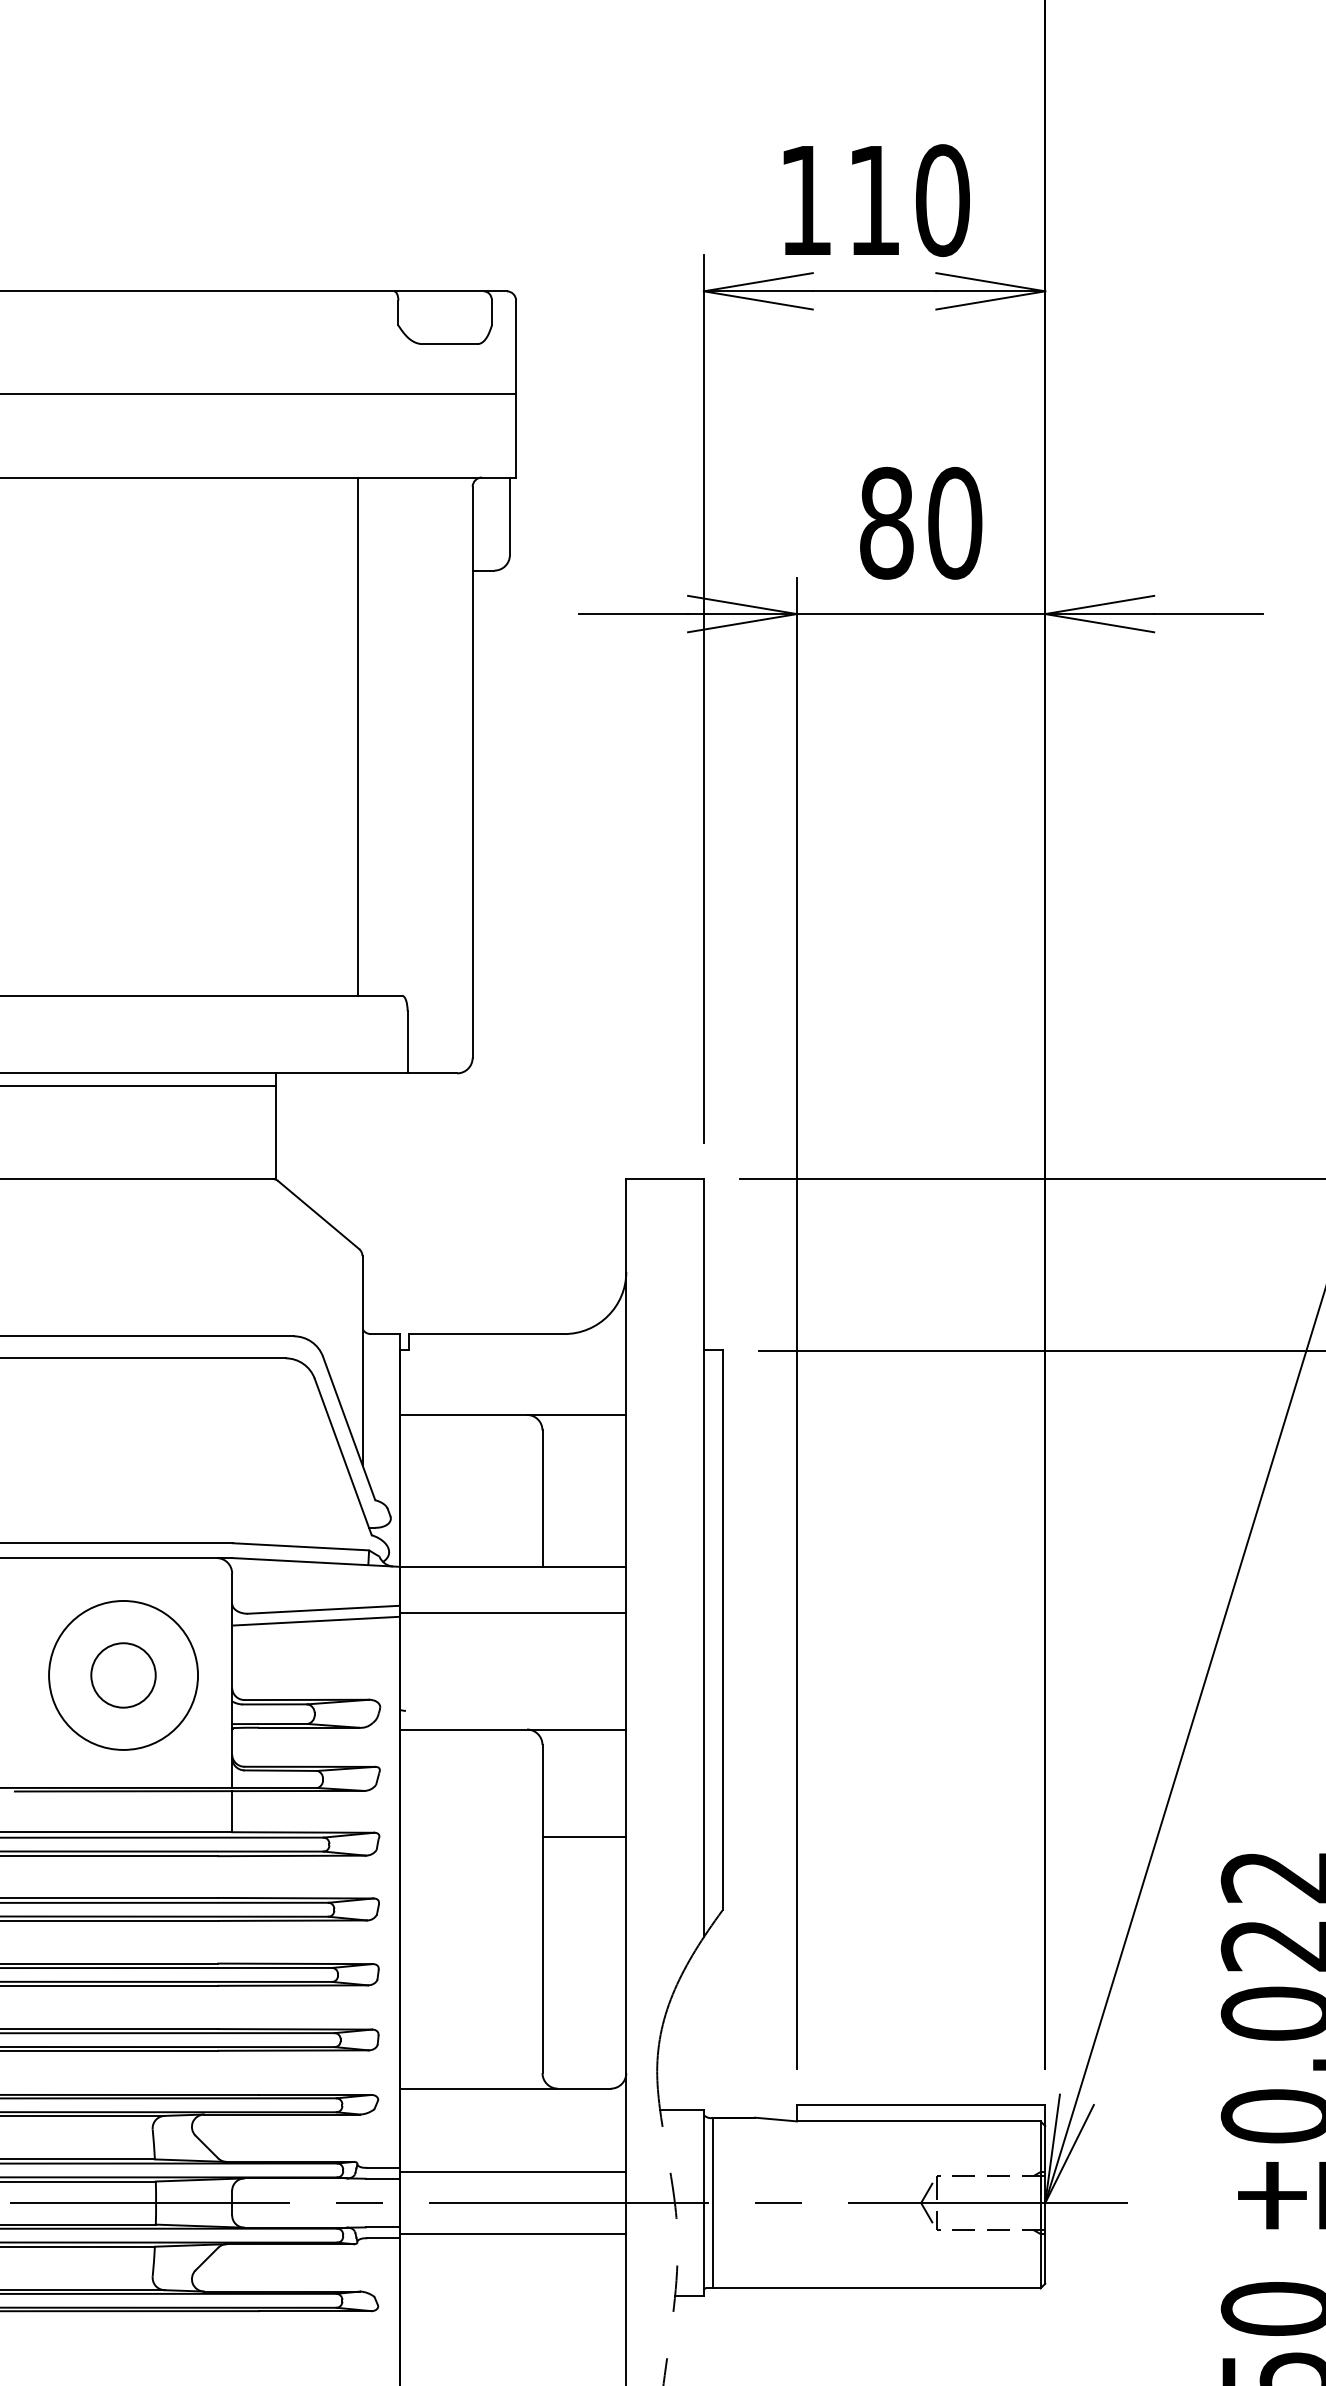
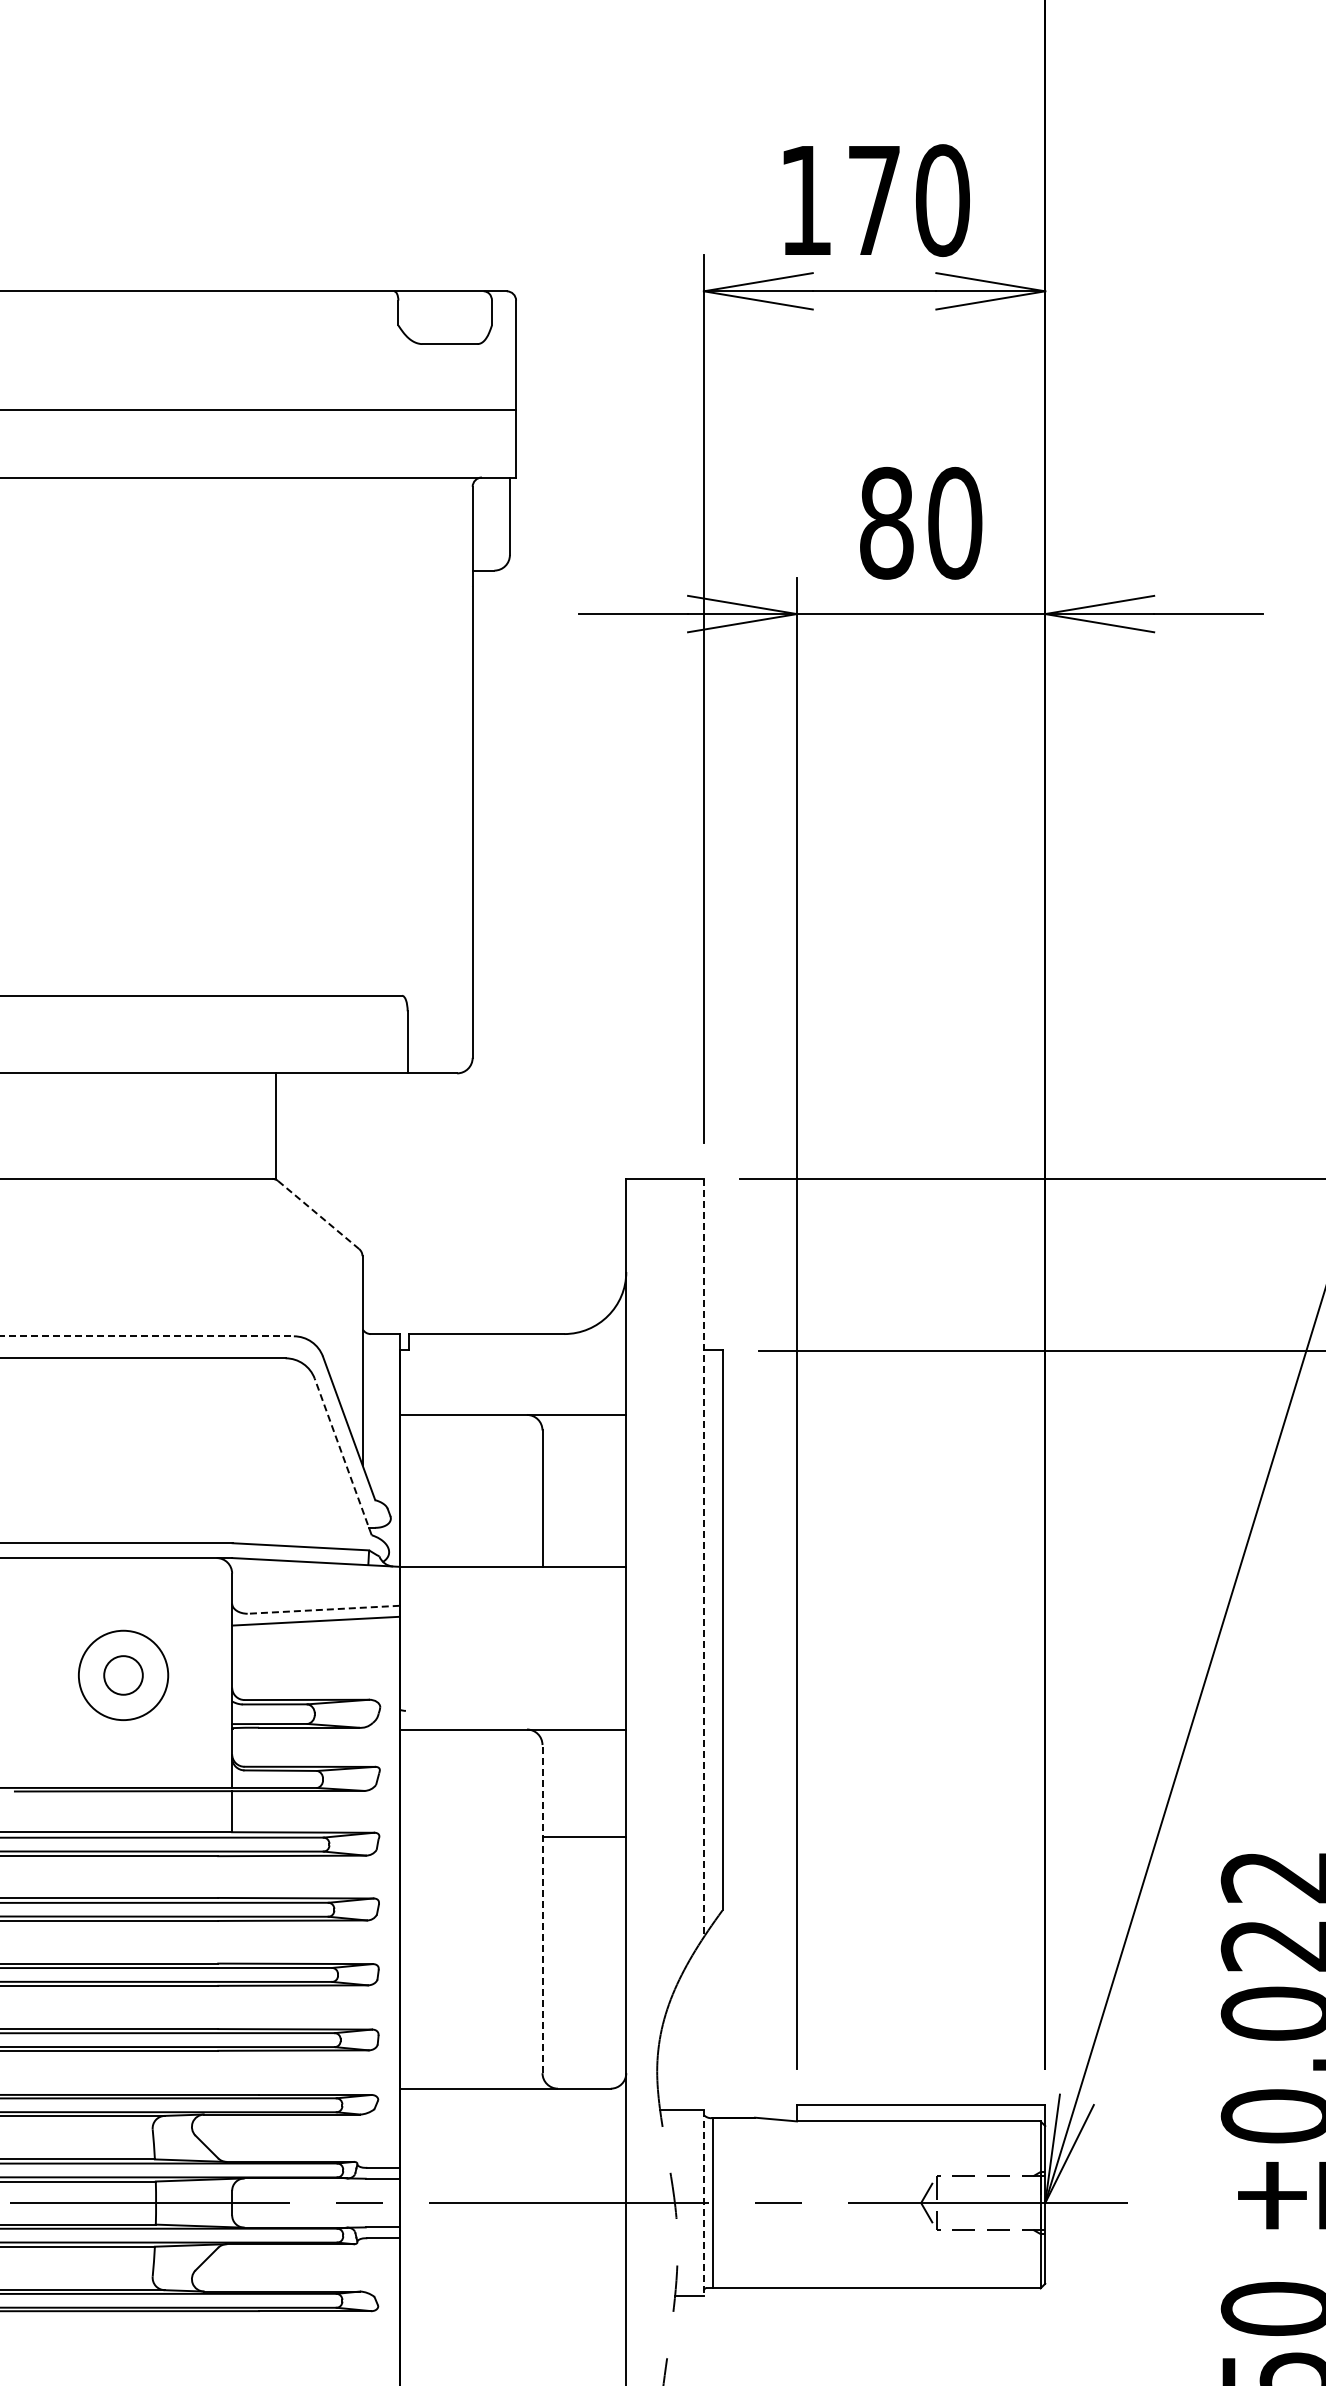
text: 110 -> 170 (874, 200)
line position: (259, 393) -> (259, 409) (259, 409)
line: present -> none (357, 736)
line: present -> none (138, 1085)
line: solid -> dashed (318, 1215)
line: solid -> dashed (147, 1336)
line: solid -> dashed (343, 1456)
line: solid -> dashed (703, 1558)
line: solid -> dashed (323, 1609)
line: present -> none (512, 1612)
circle diameter: 149 px -> 89 px (123, 1675)
circle diameter: 64 px -> 39 px (123, 1675)
line: solid -> dashed (542, 1908)
line: present -> none (512, 2172)
line: solid -> dashed (703, 2203)
line: present -> none (512, 2233)
